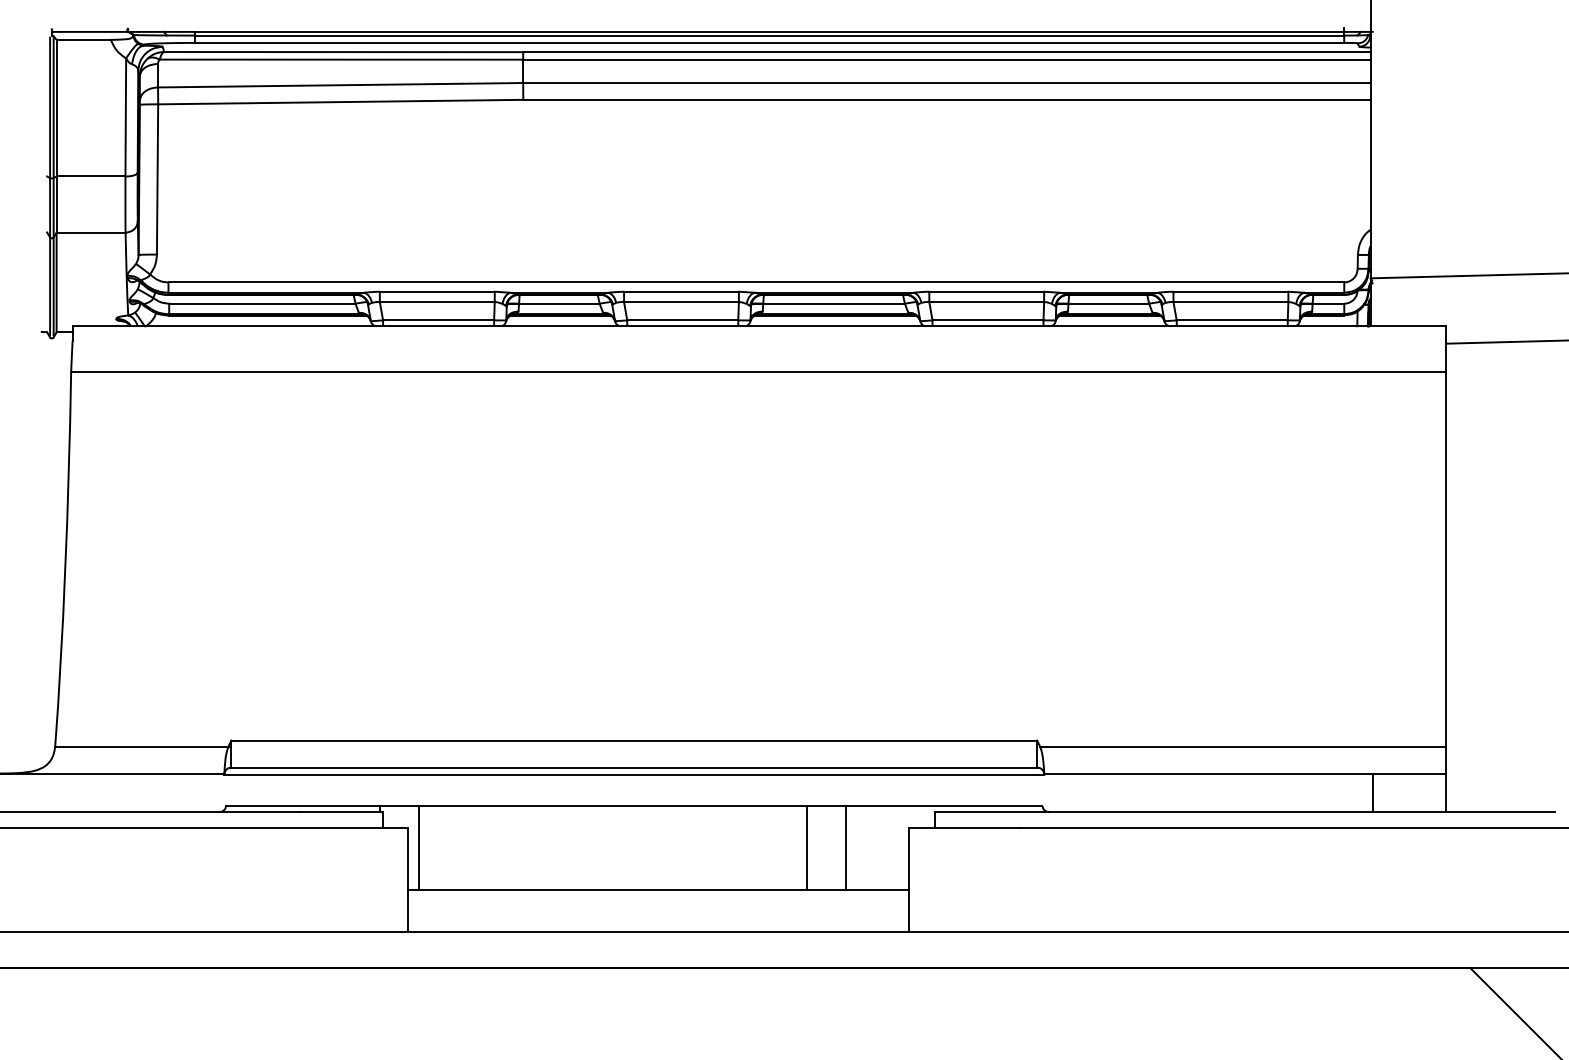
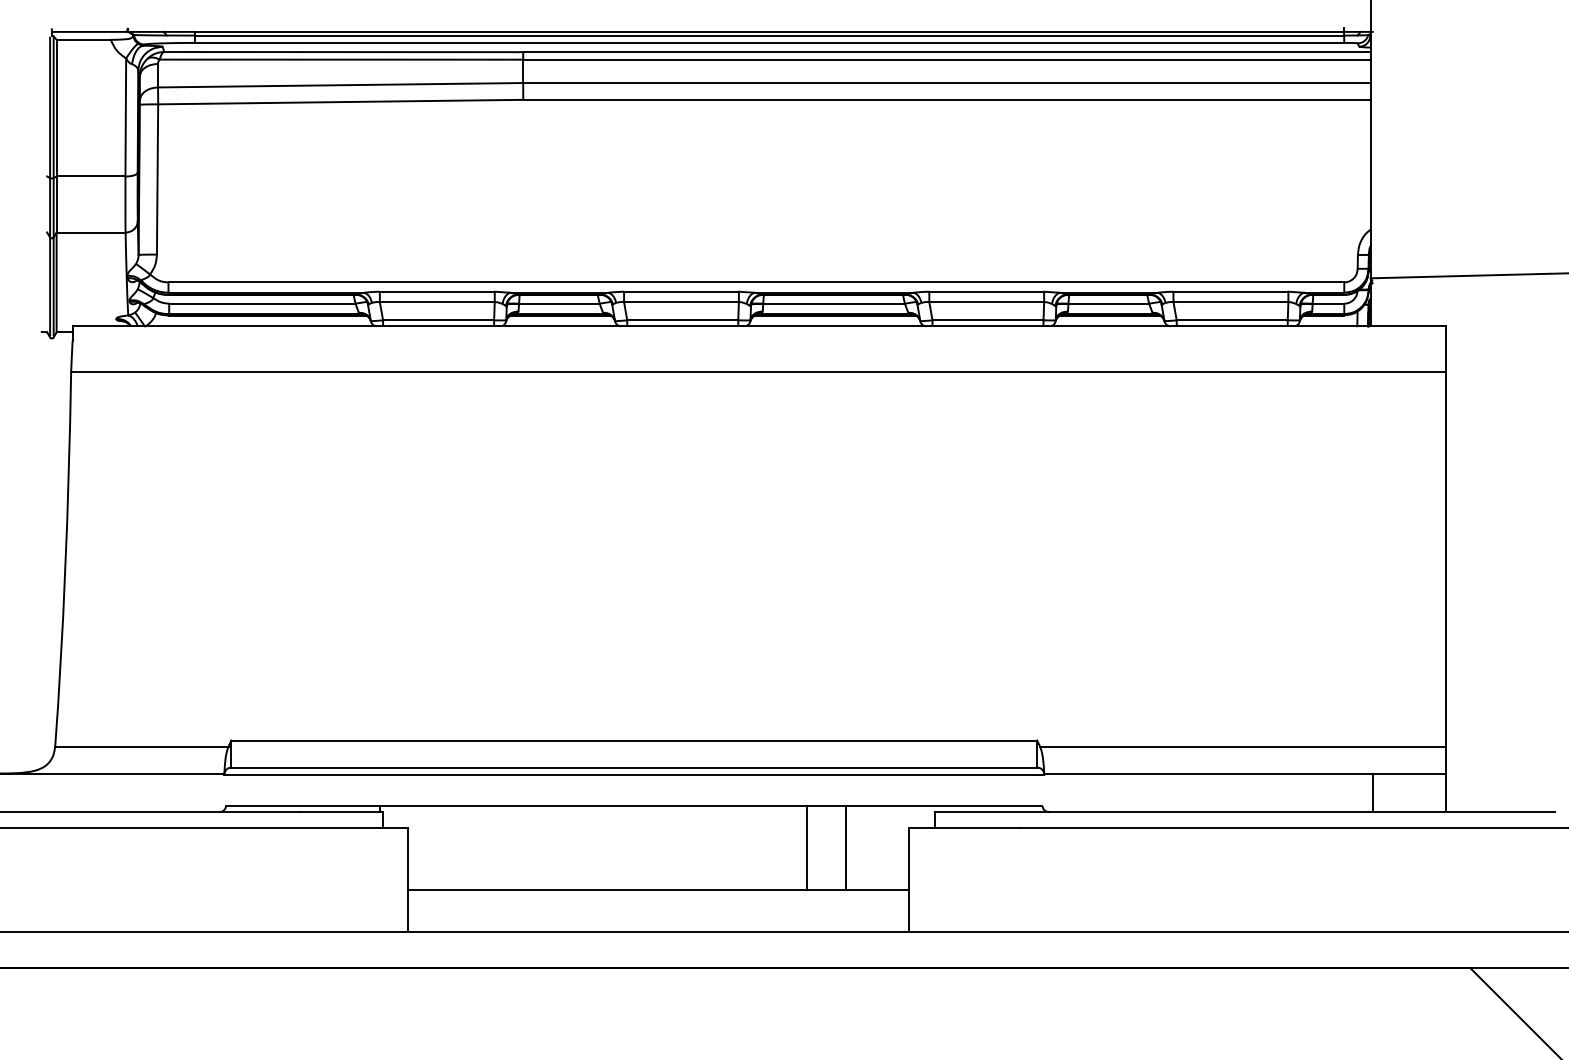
line: present -> none (1505, 341)
line: present -> none (419, 848)
